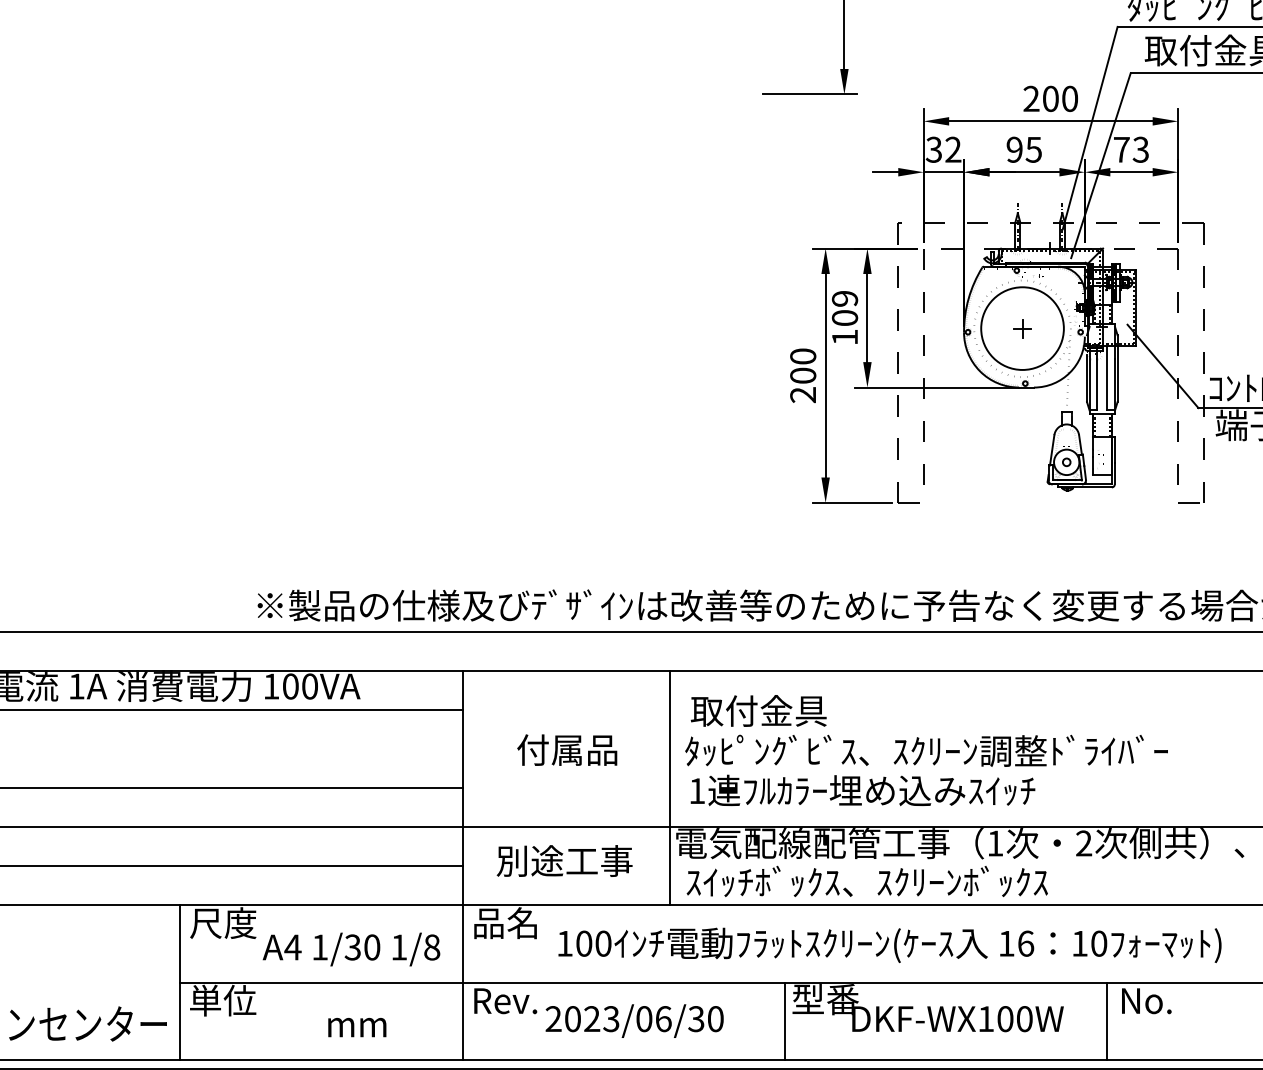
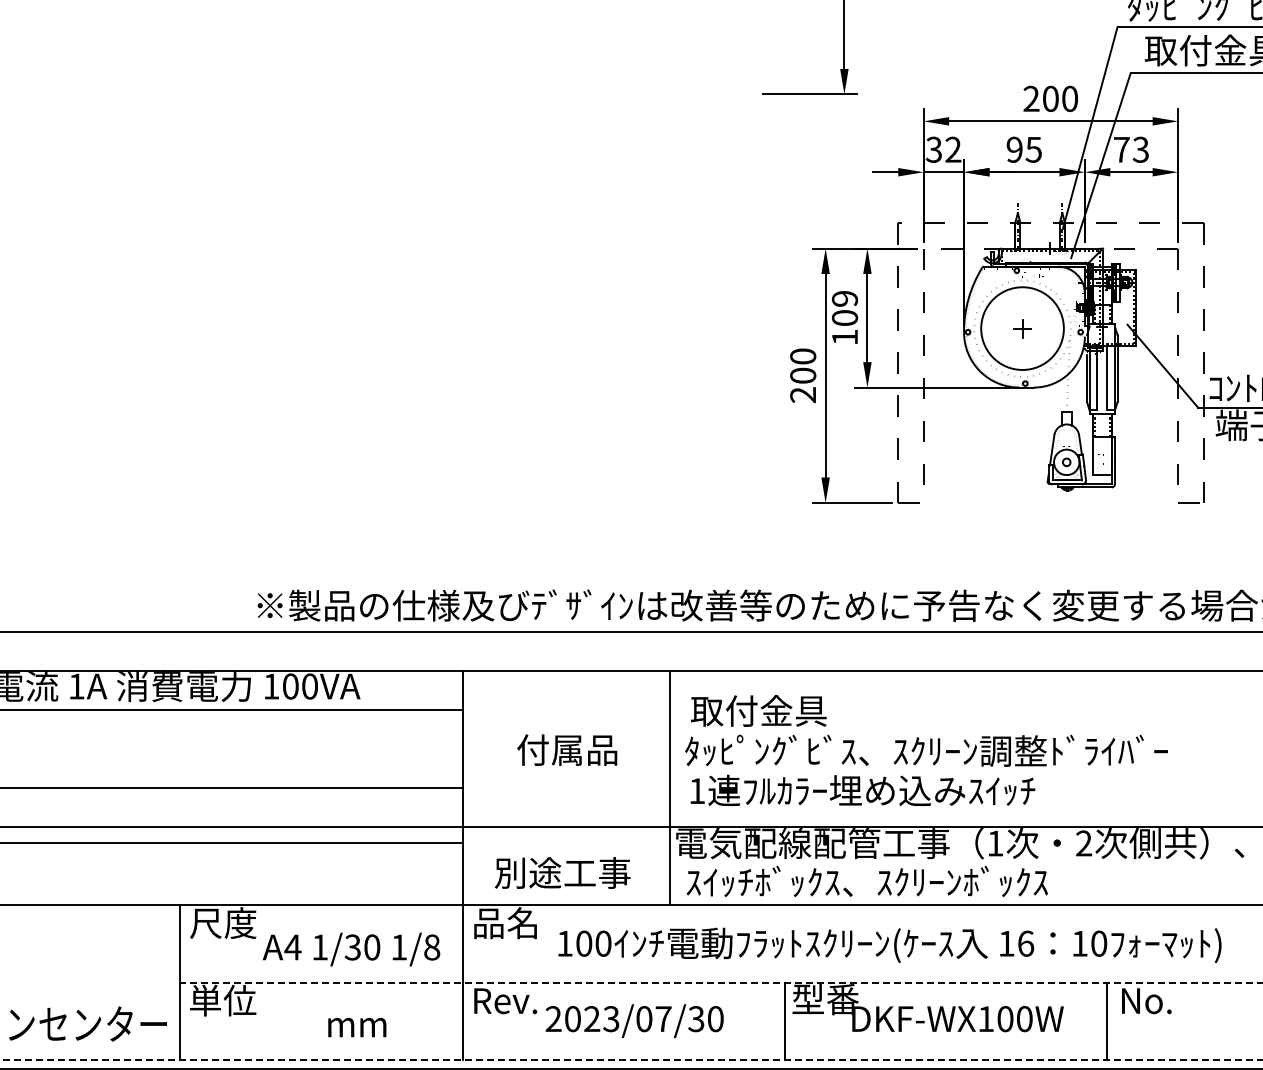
text position: (564, 860) -> (562, 872) (562, 872)
line position: (232, 866) -> (232, 843) (232, 843)
line: solid -> dashed (721, 982)
text: 2023/06/30 -> 2023/07/30 (663, 1019)
line: solid -> dashed (631, 1060)
